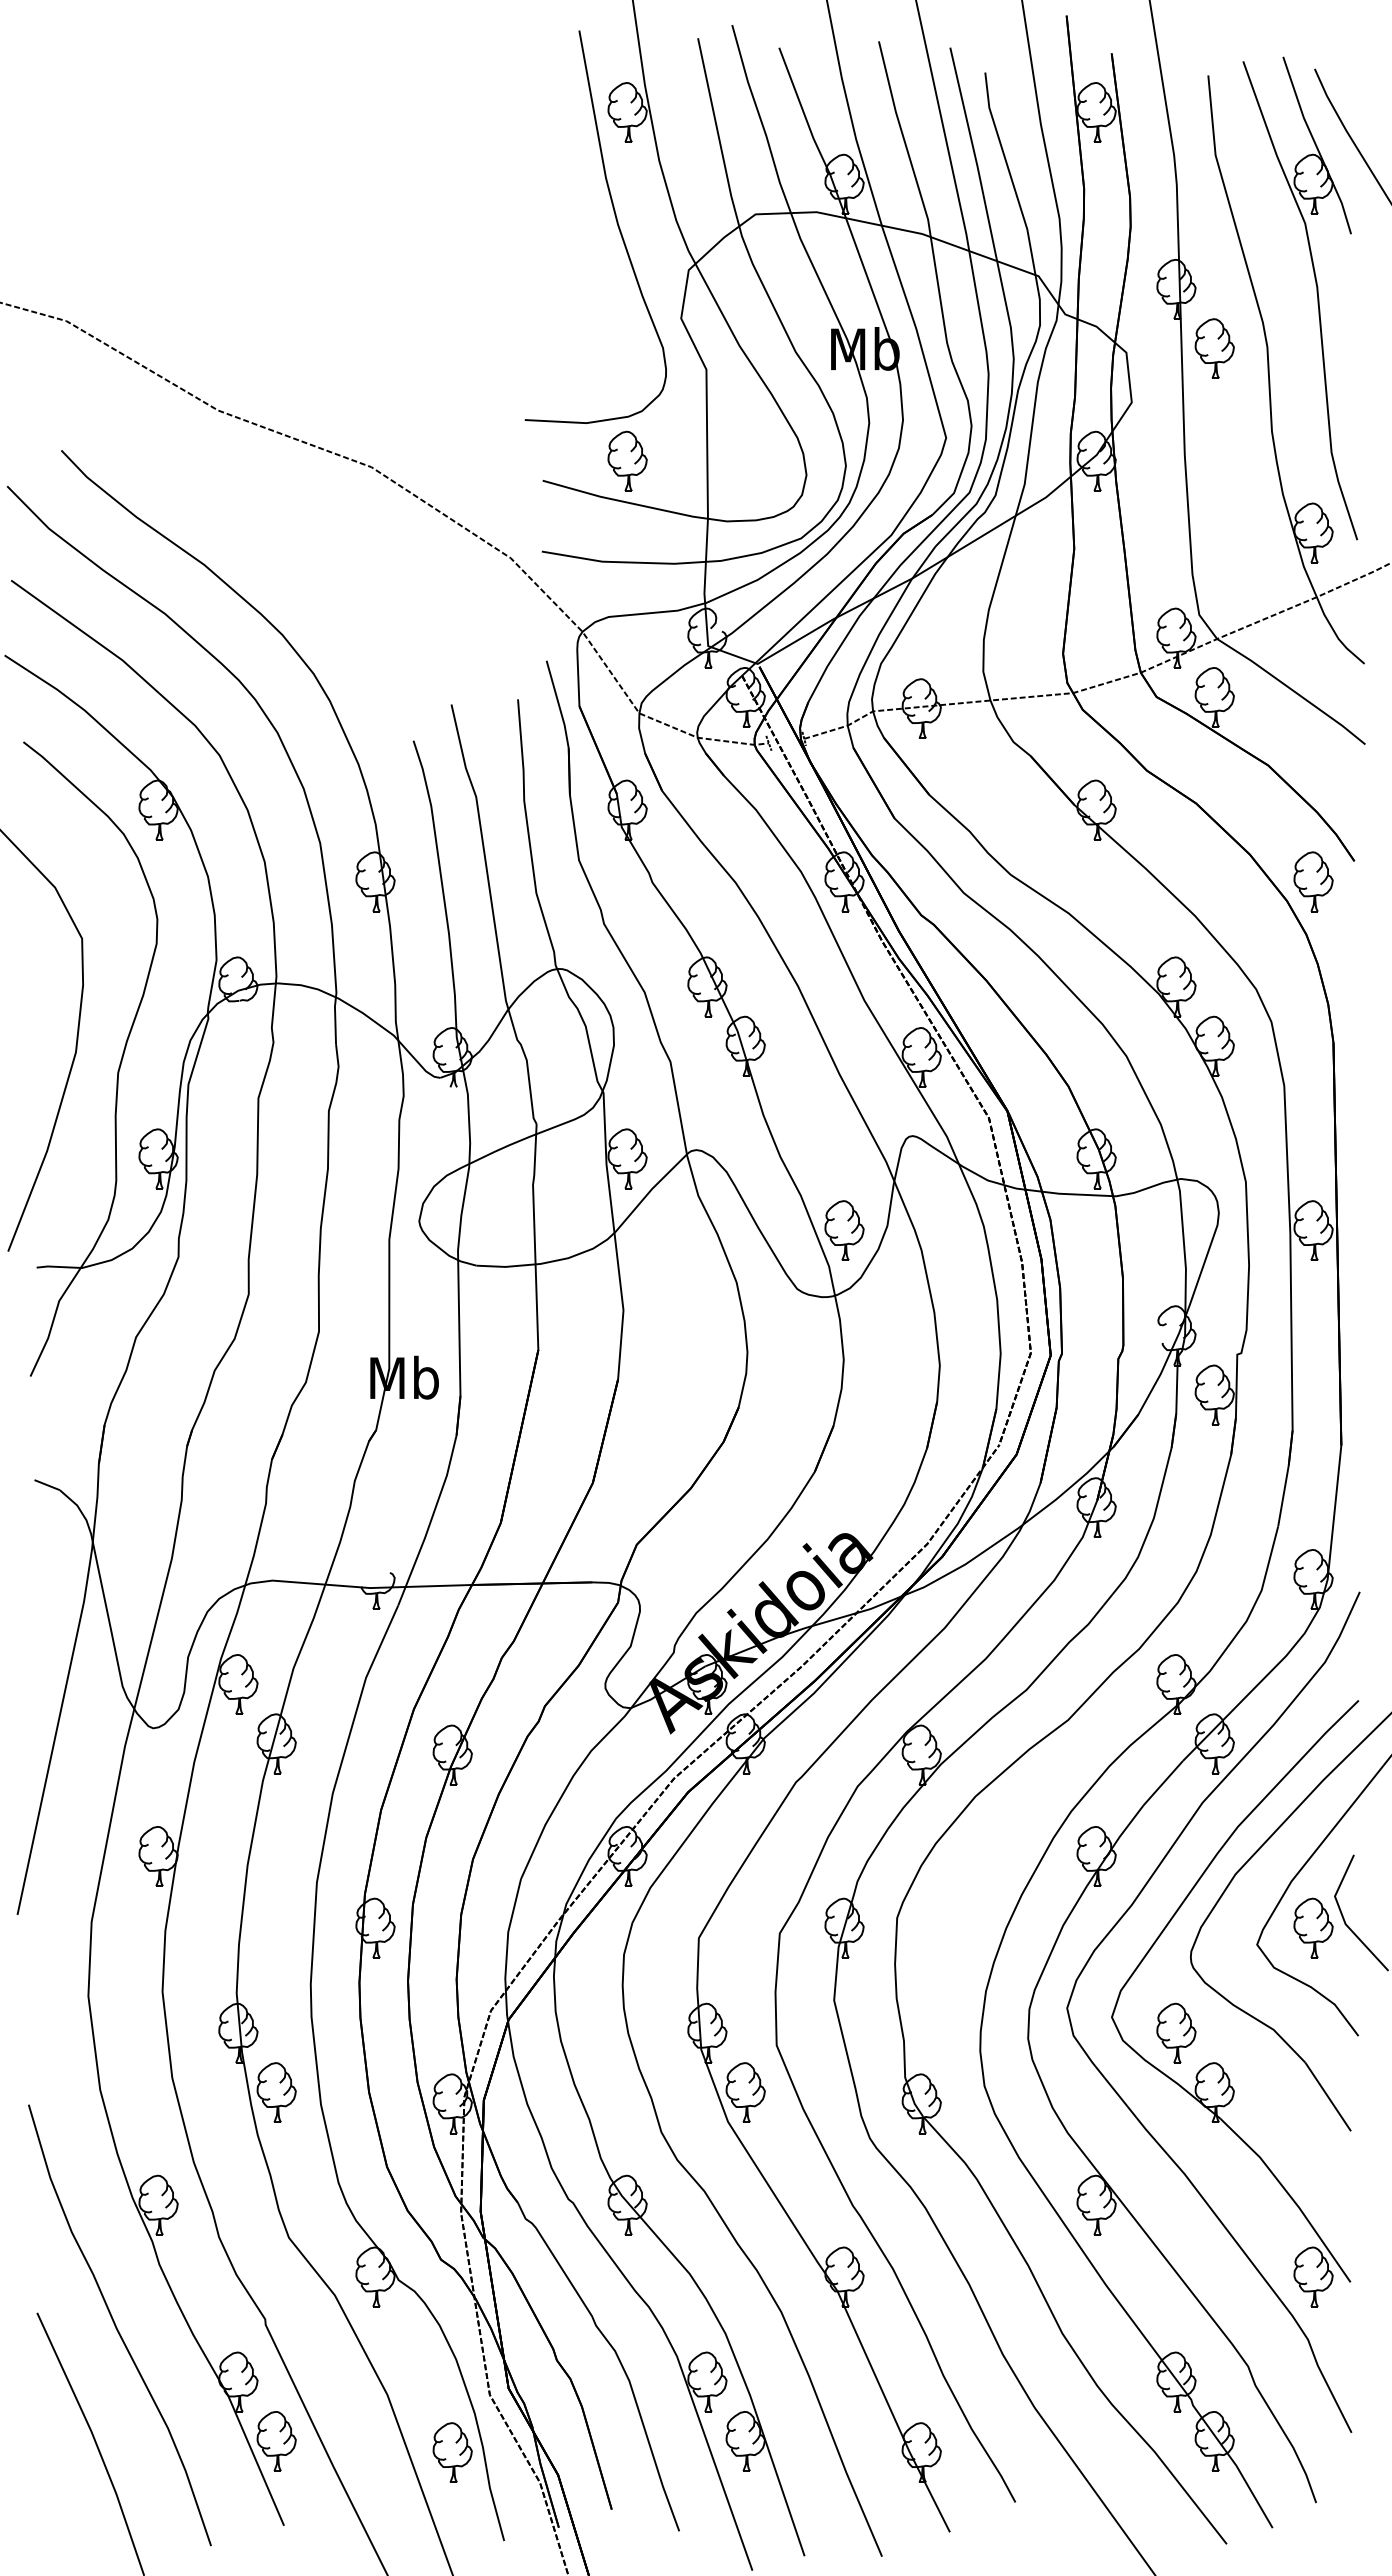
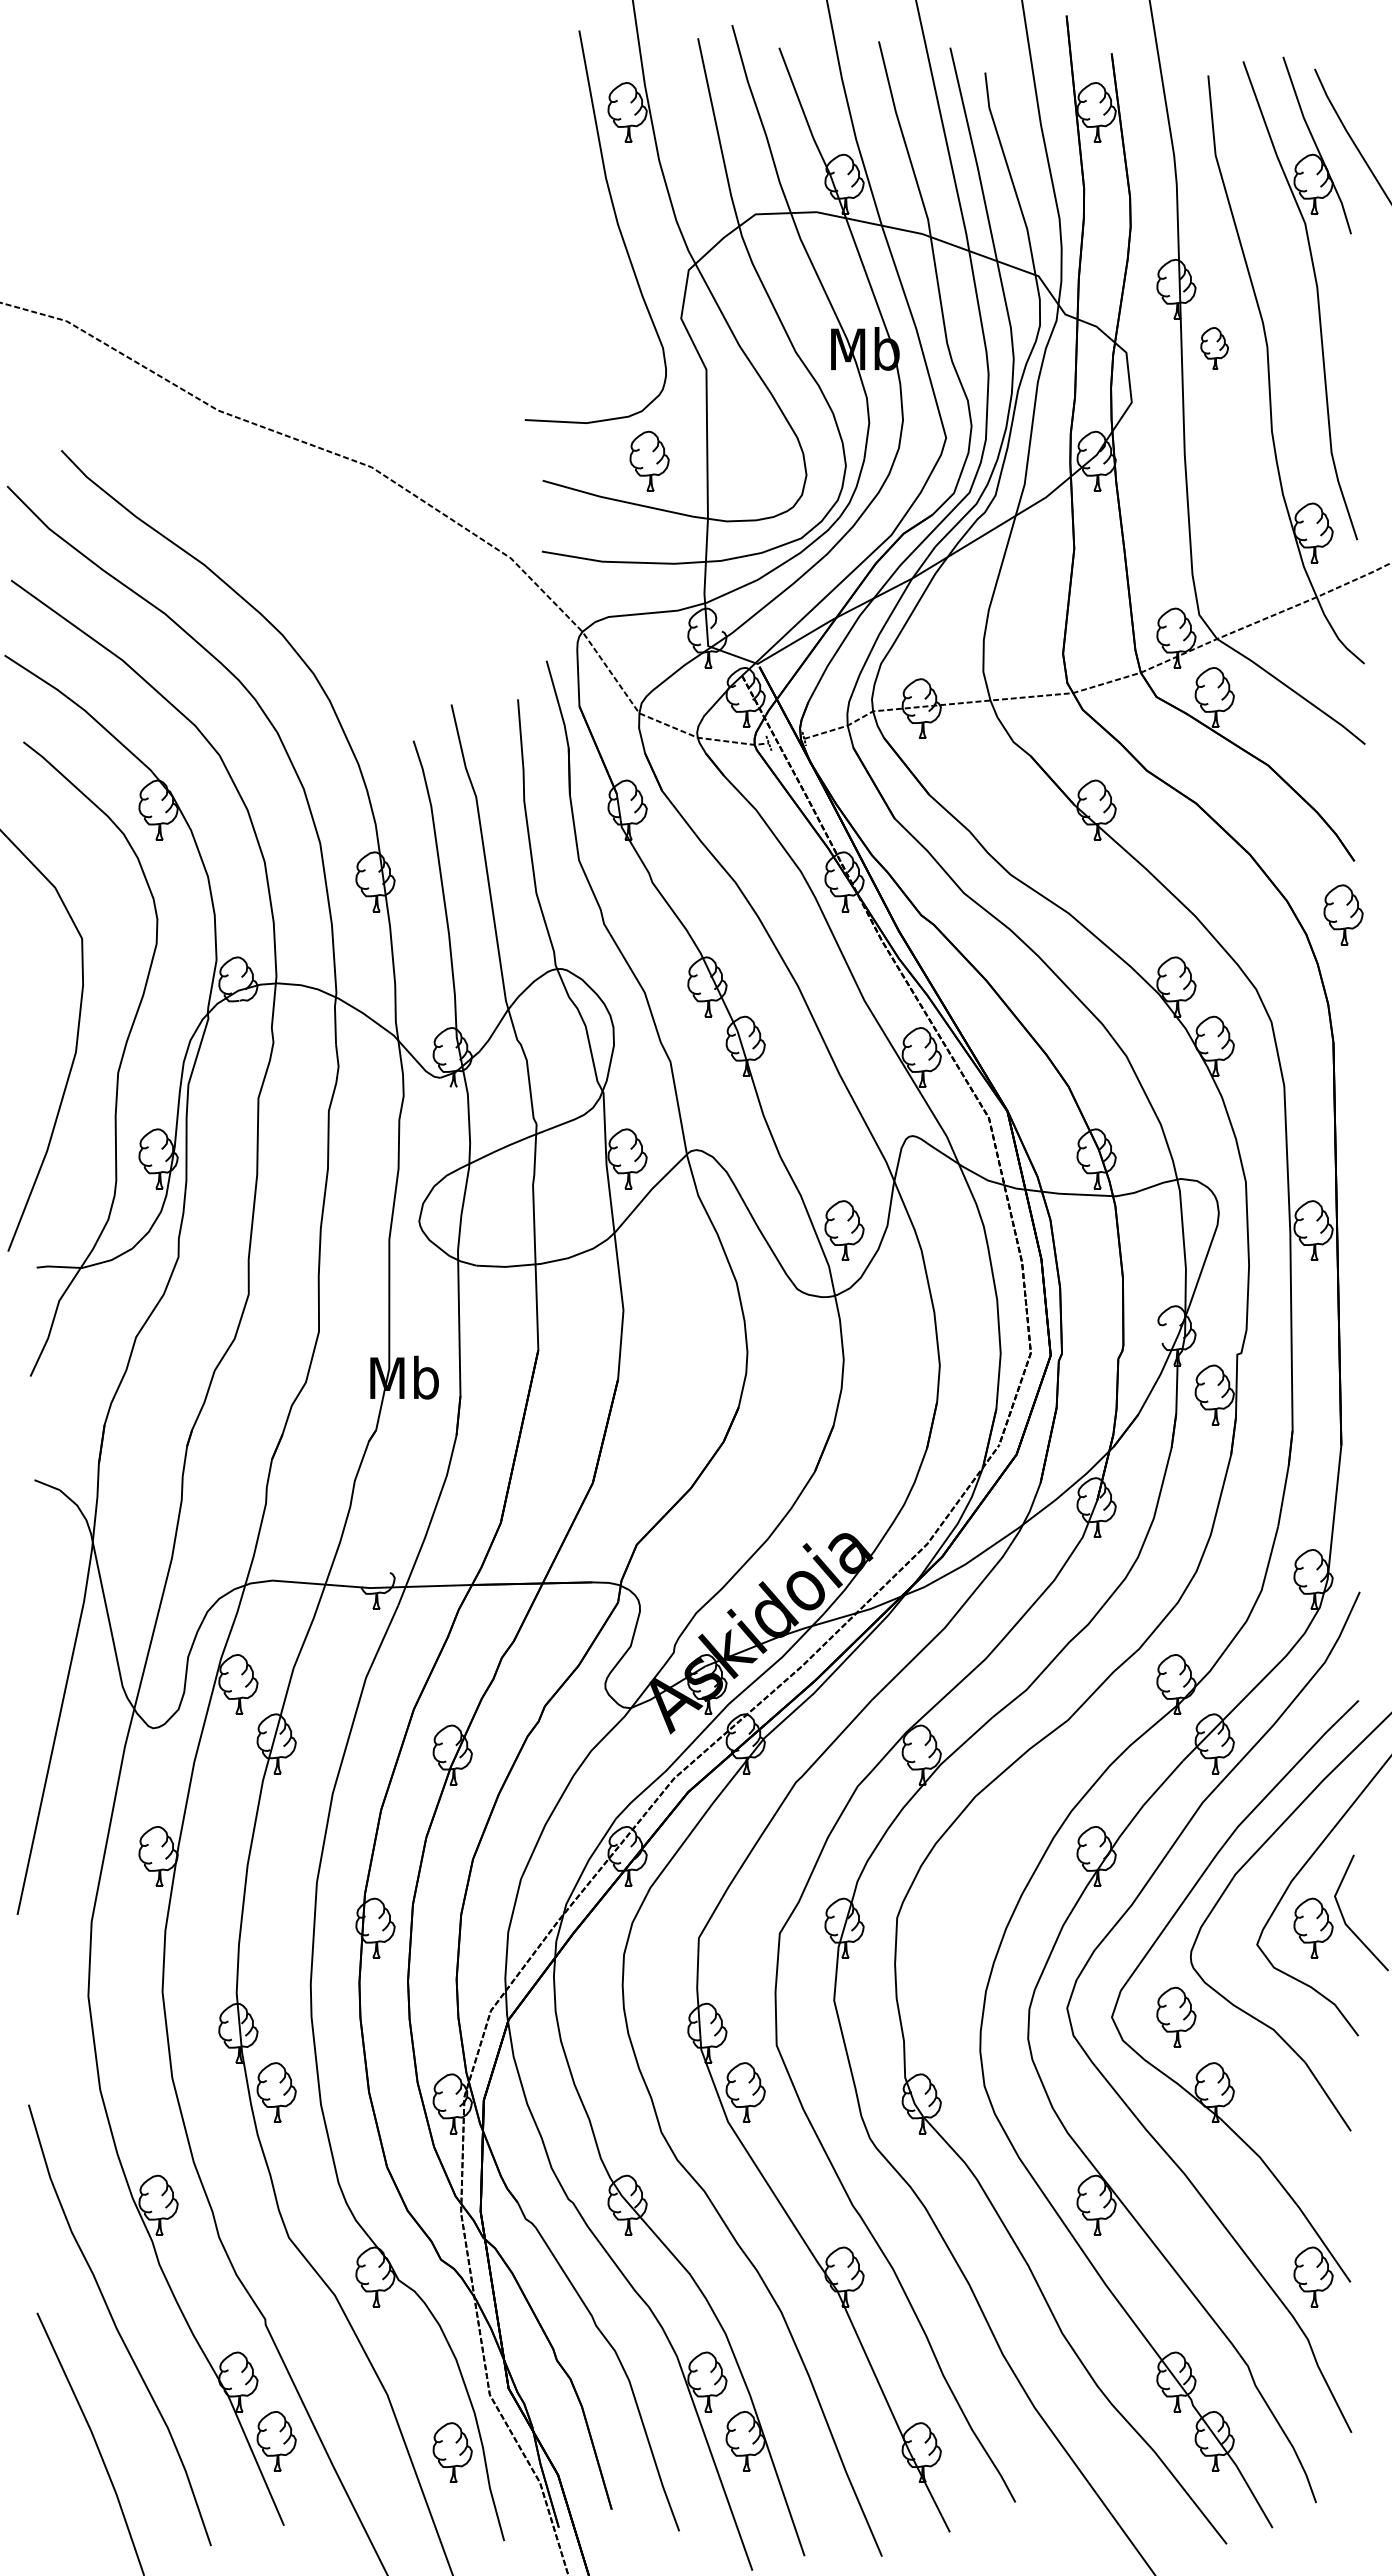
part size: 41x61 px -> 29x43 px (1214, 348)
part position: (627, 460) -> (649, 460) (649, 460)
part position: (1313, 881) -> (1343, 914) (1343, 914)
part position: (1176, 2032) -> (1176, 2016) (1176, 2016)
